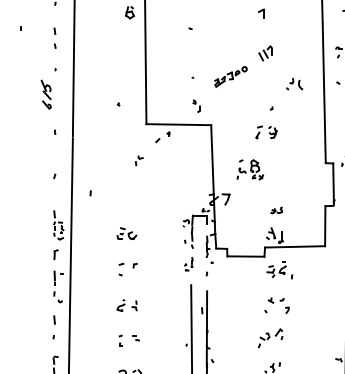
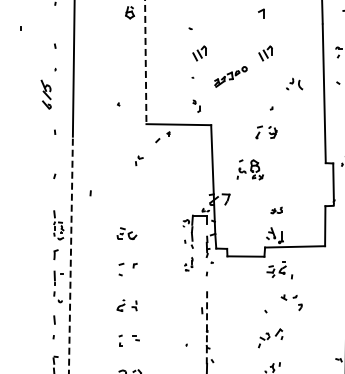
line: present -> none (54, 30)
part: none -> present (199, 53)
line: solid -> dashed (145, 62)
line: solid -> dashed (70, 256)
part position: (278, 305) -> (291, 302) (291, 302)
line: present -> none (191, 327)
line: solid -> dashed (206, 329)
